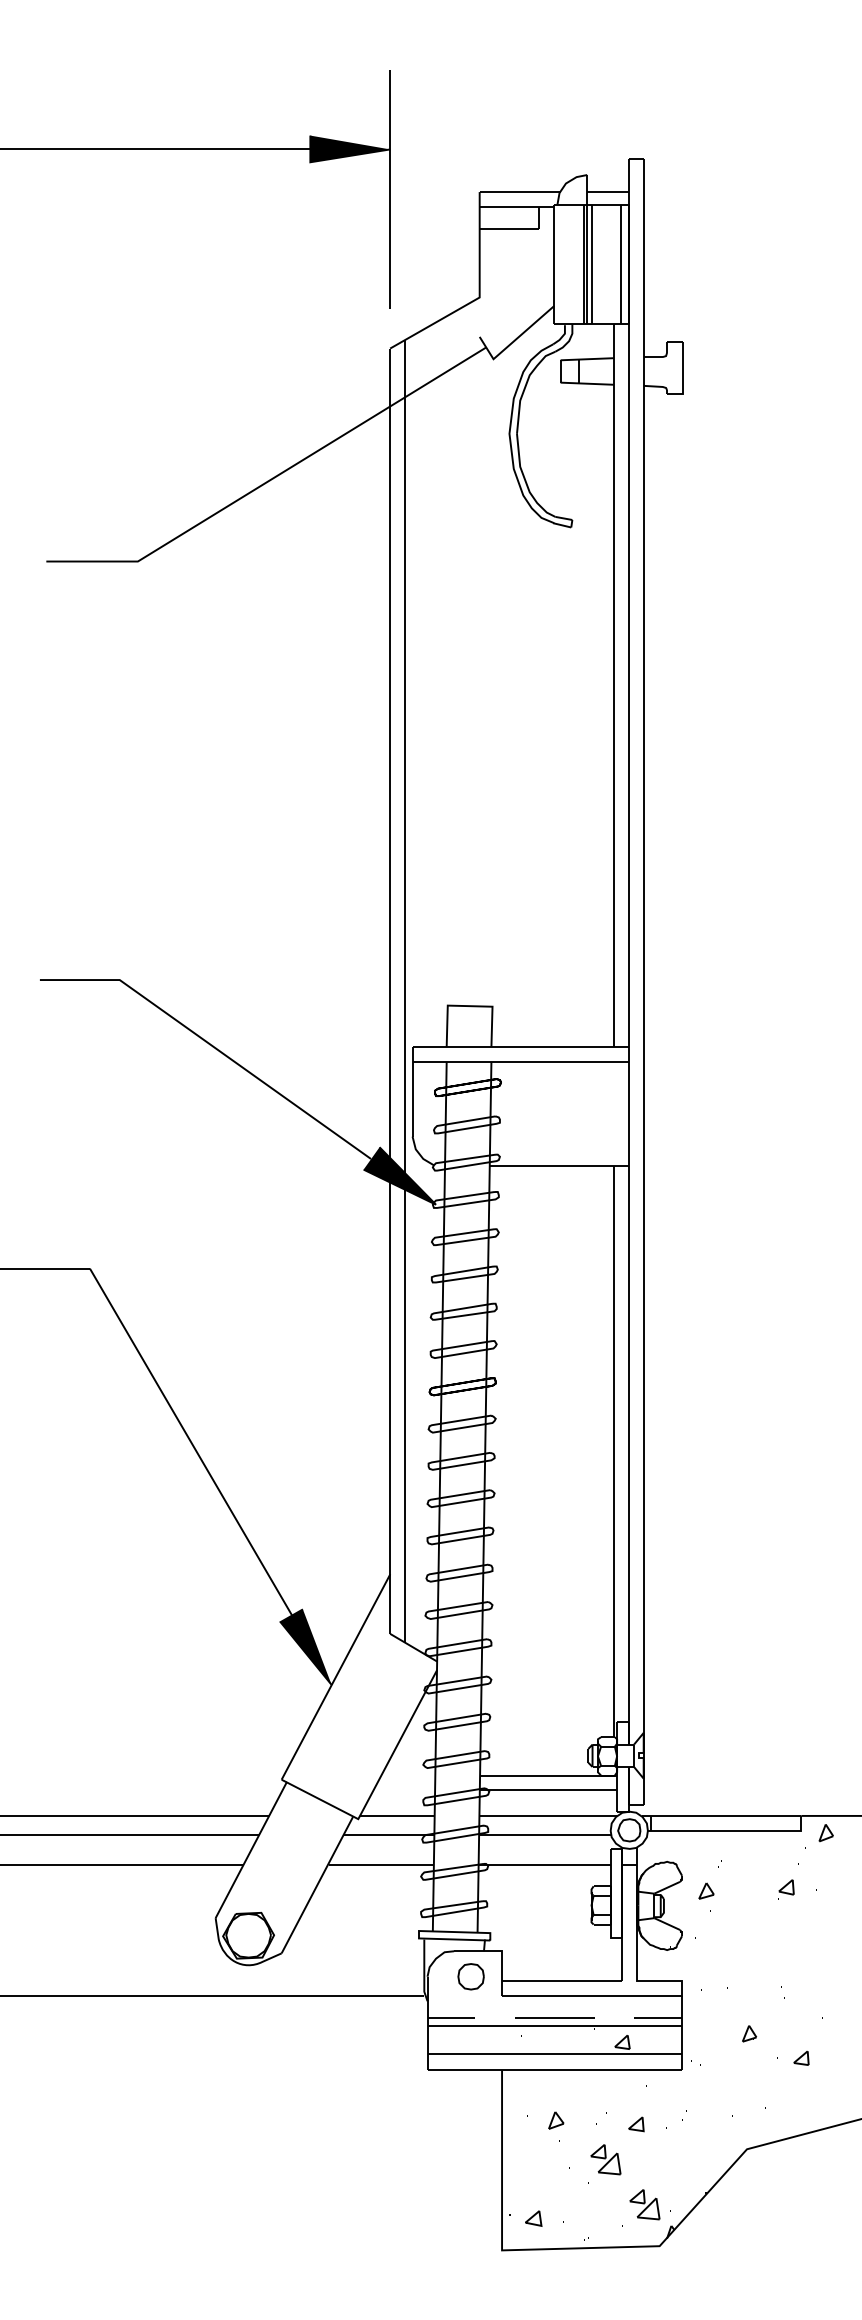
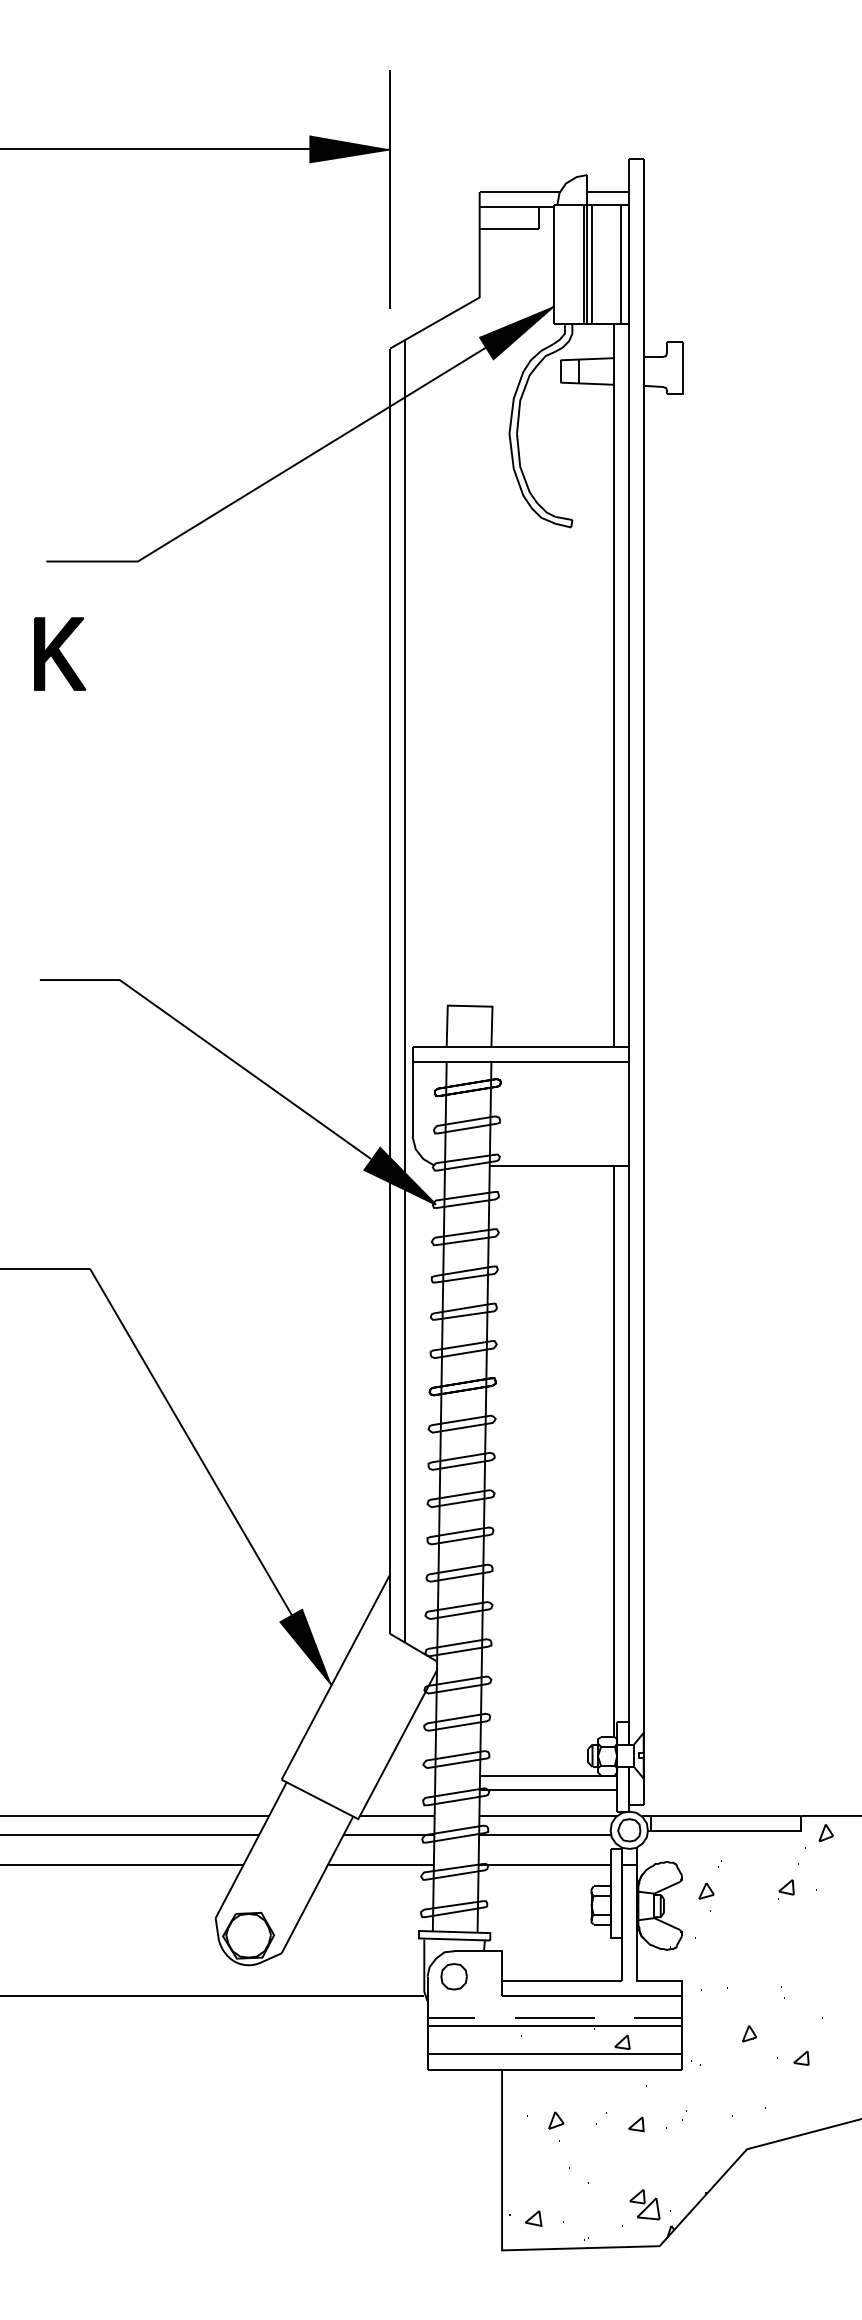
fill: none -> present (516, 332)
part: none -> present (60, 653)
part position: (470, 1976) -> (453, 1976) (453, 1976)
part: present -> none (605, 2159)
